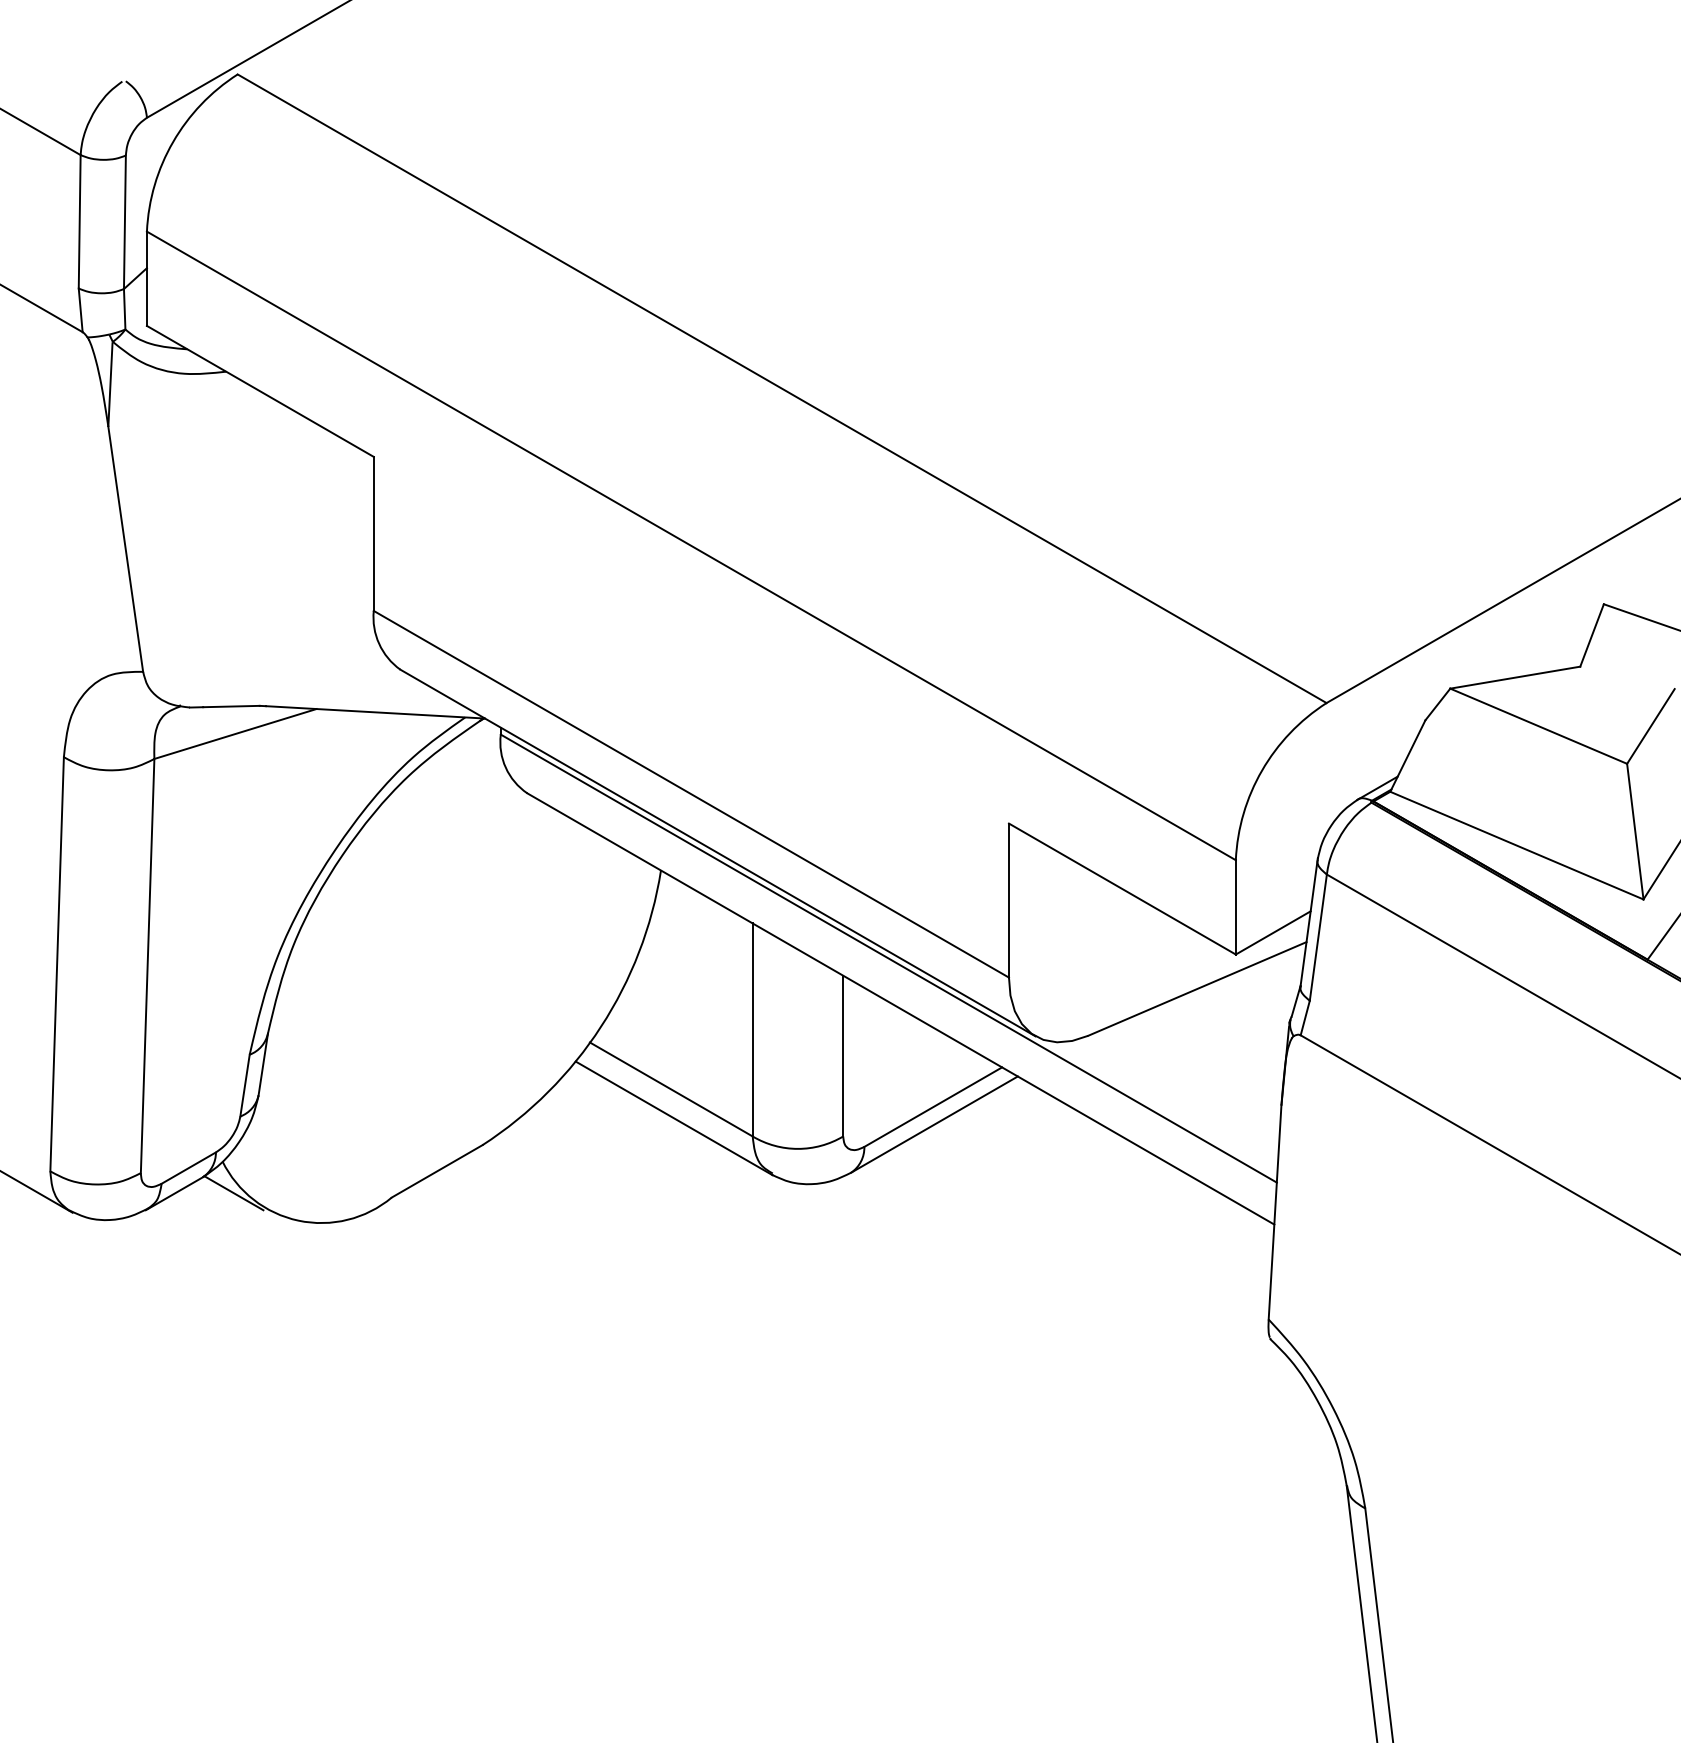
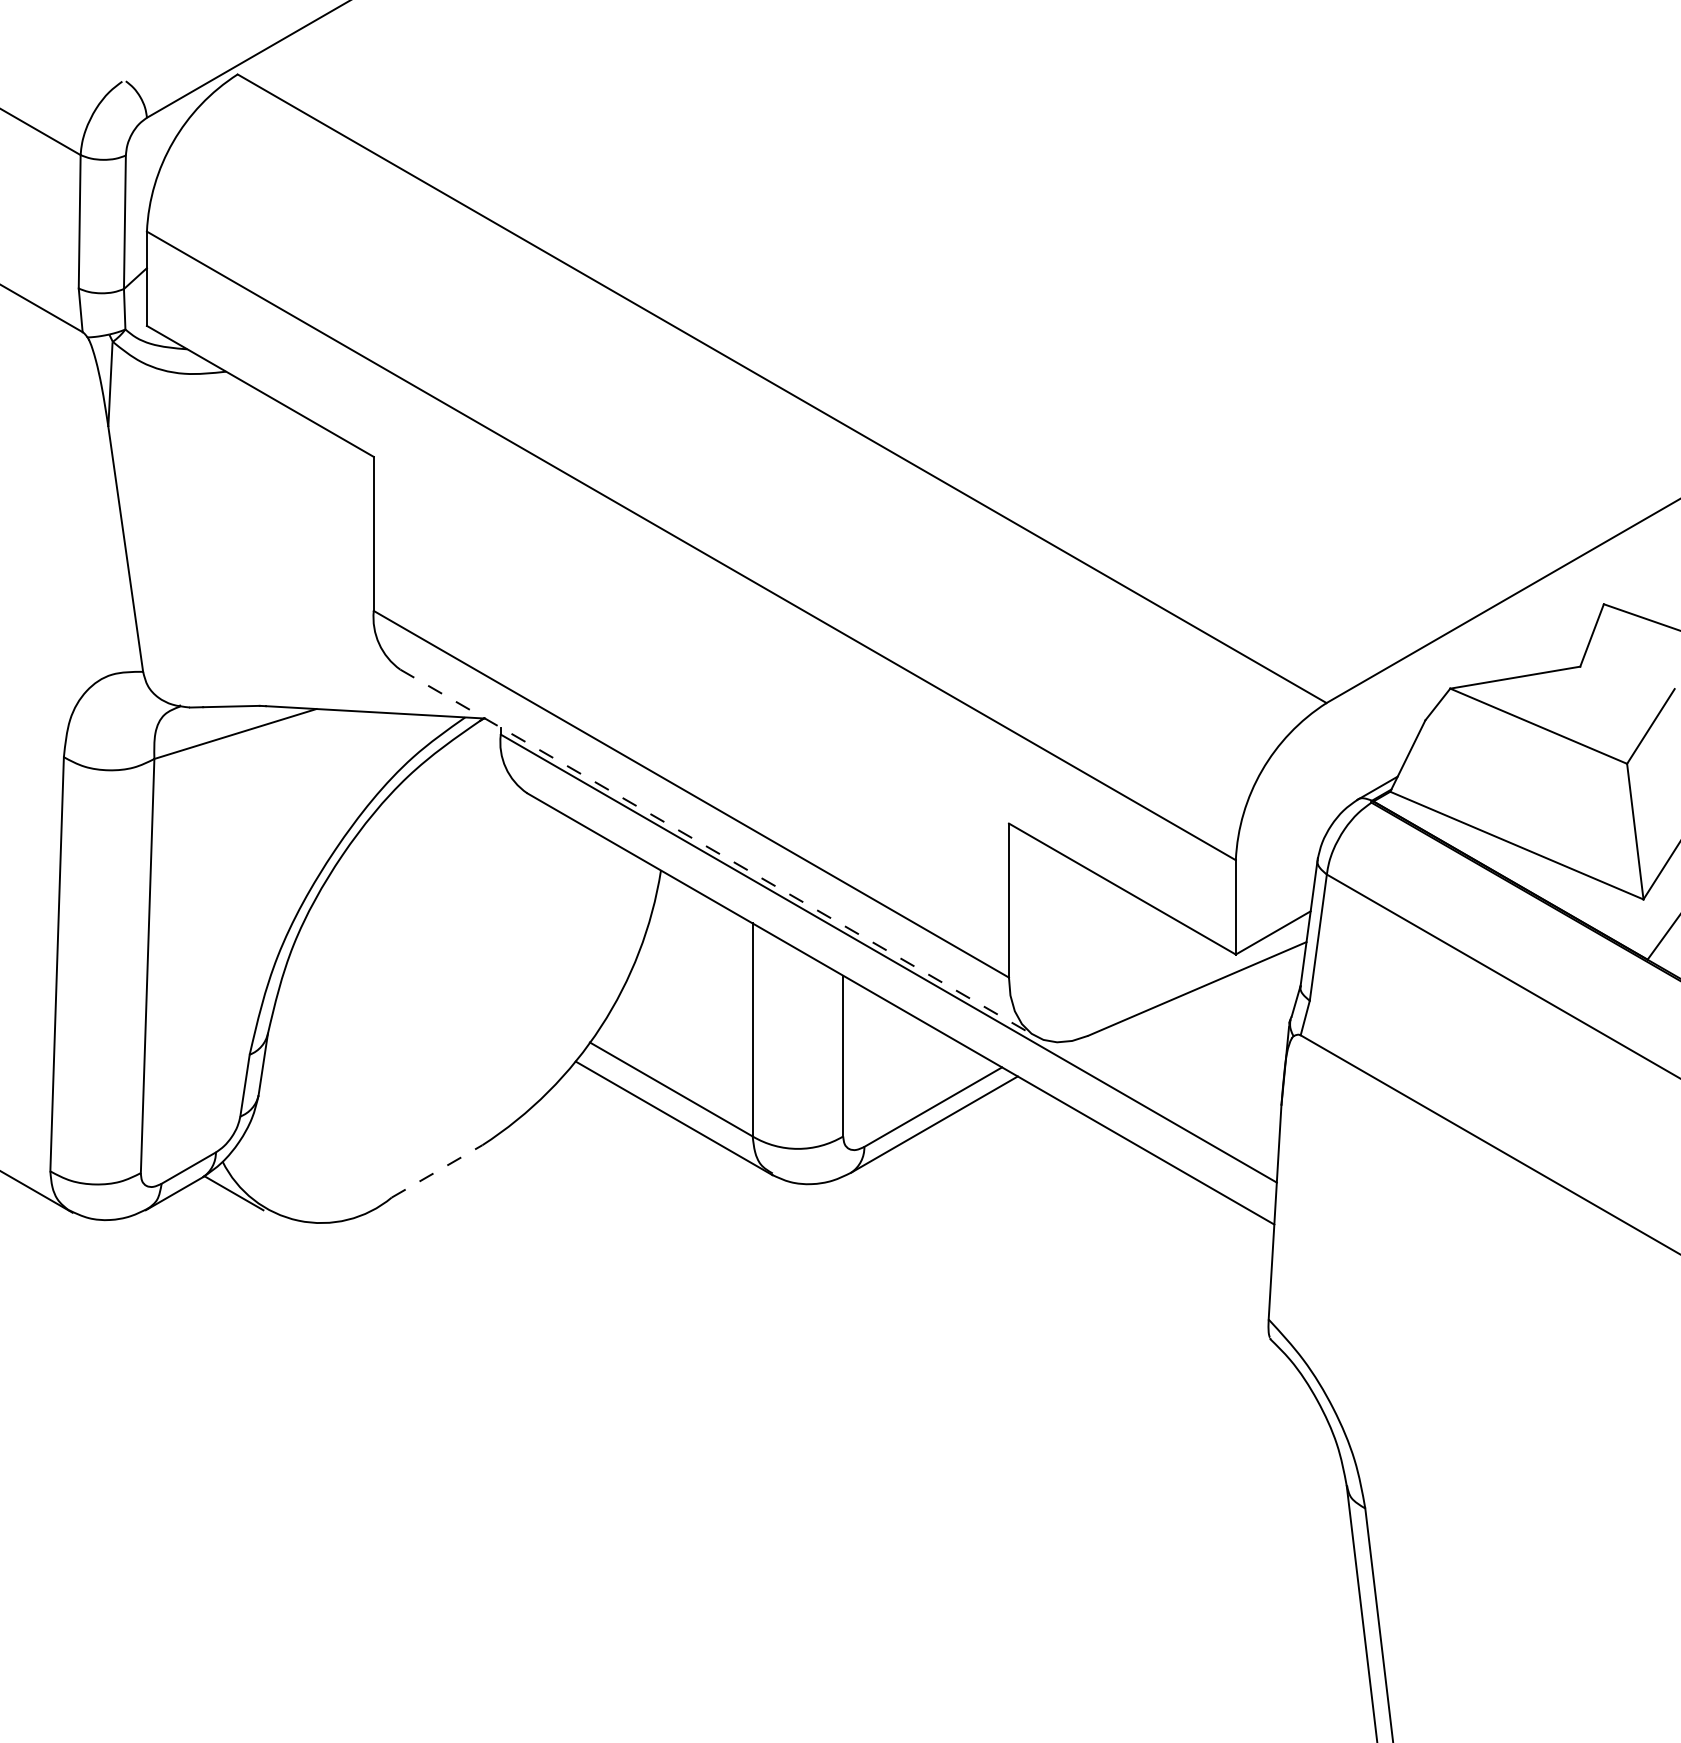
line: solid -> dashed (717, 853)
line: solid -> dashed (437, 1171)
